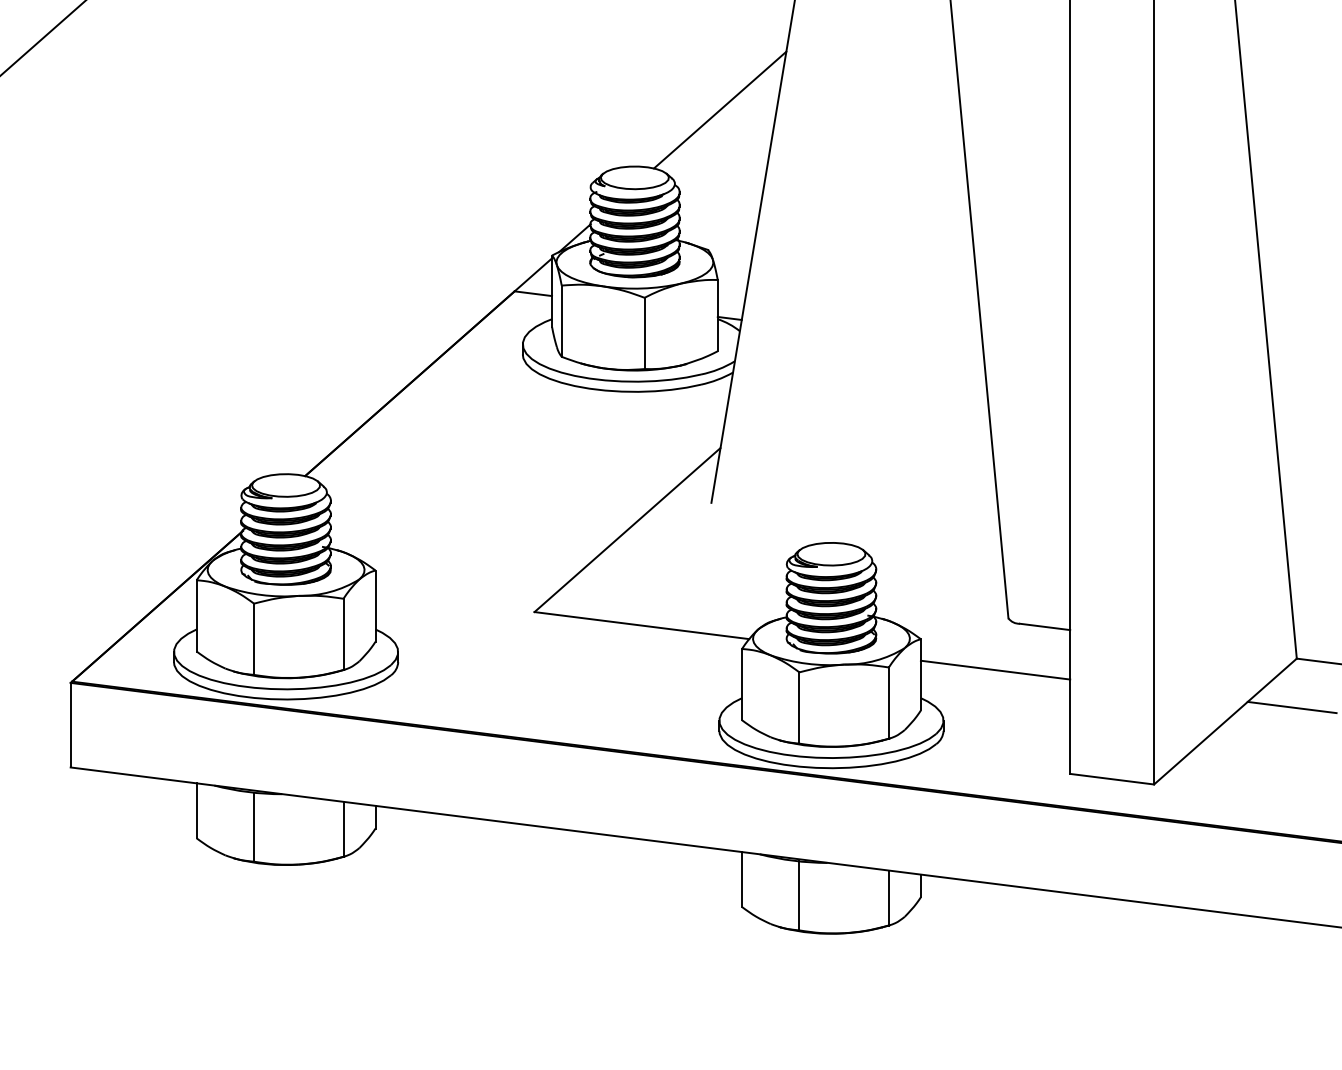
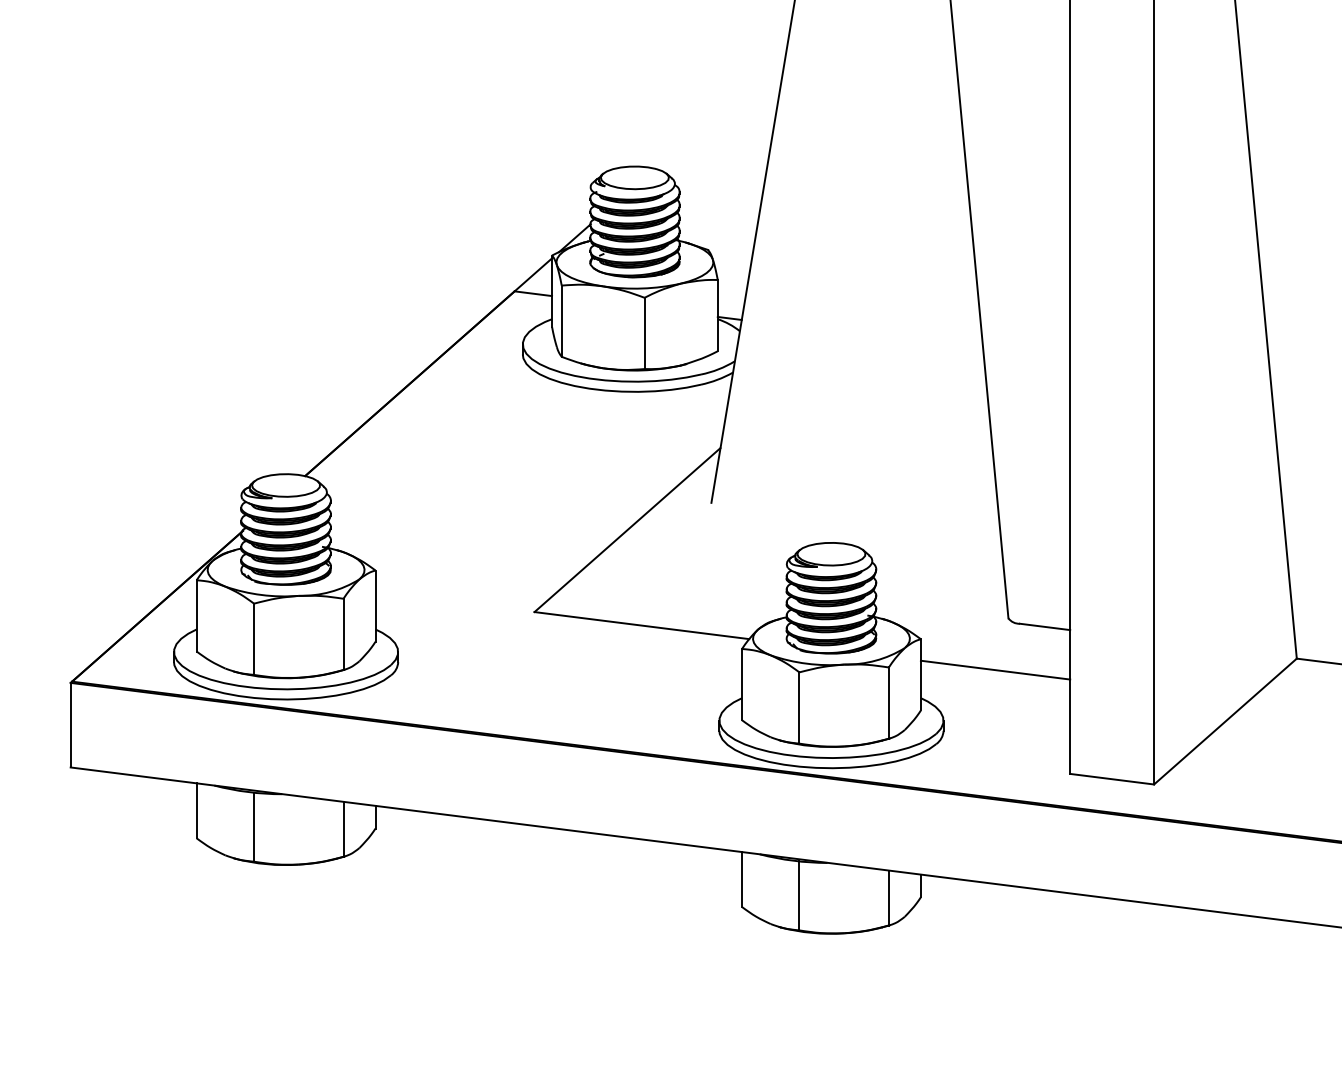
line: present -> none (42, 38)
line: present -> none (720, 109)
line: present -> none (1291, 707)
